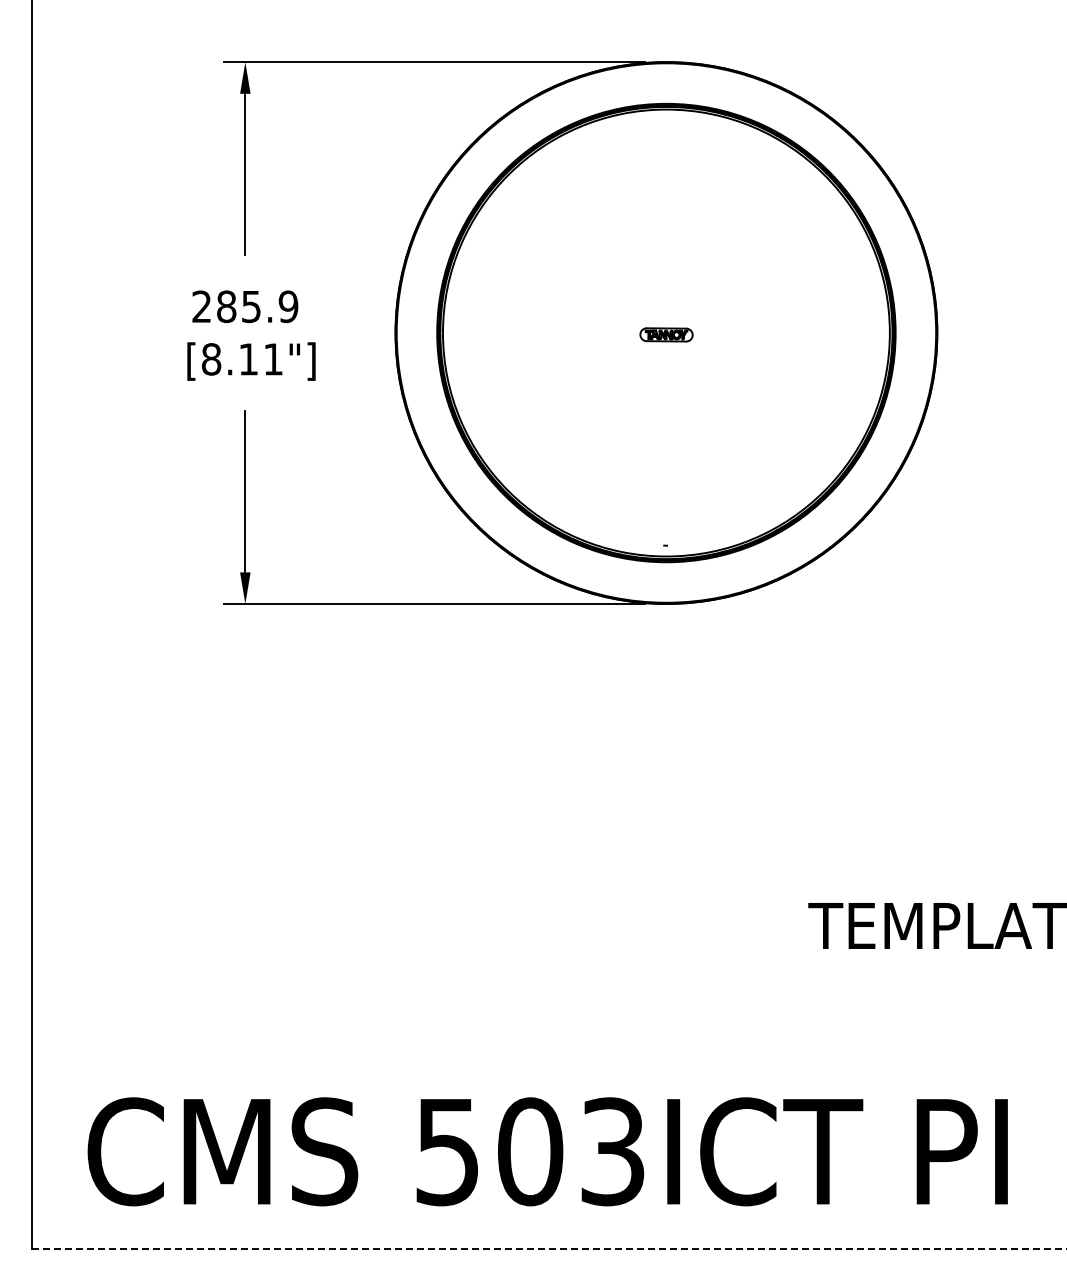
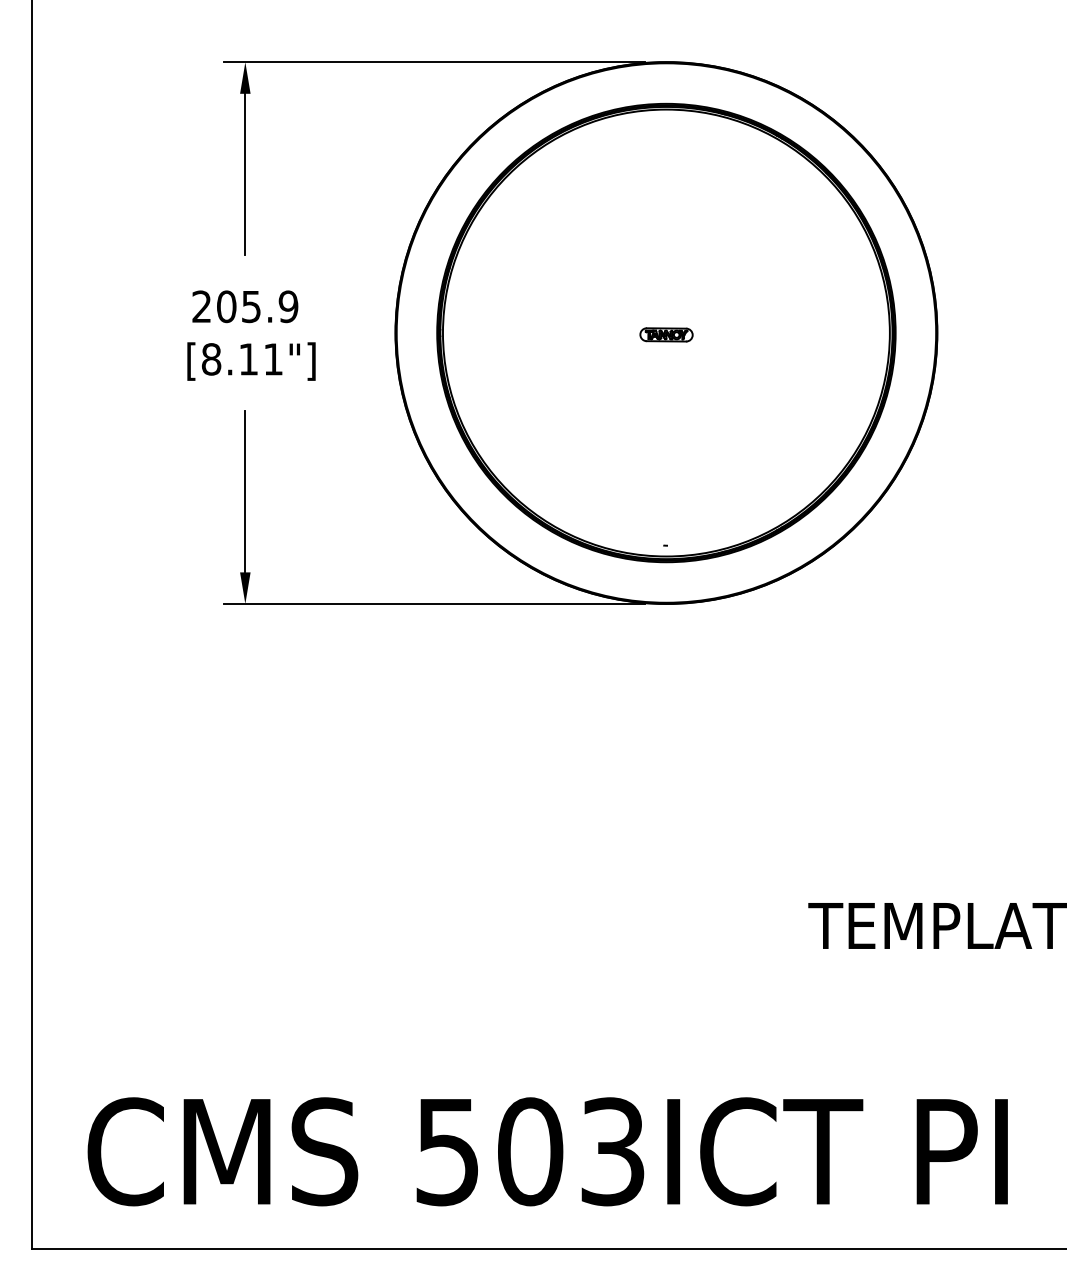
text: 285.9 -> 205.9 (226, 306)
line: dashed -> solid (549, 1249)
